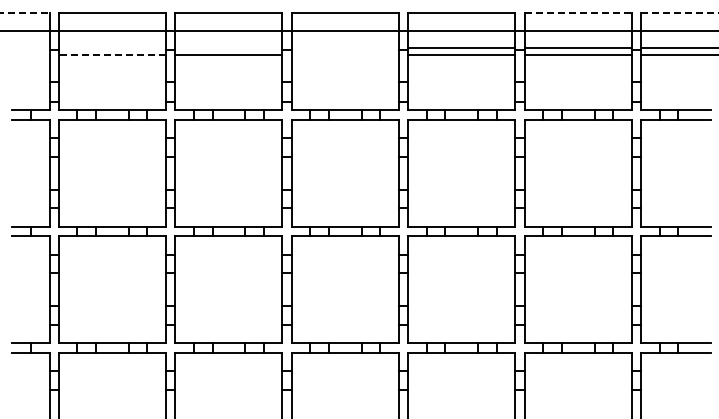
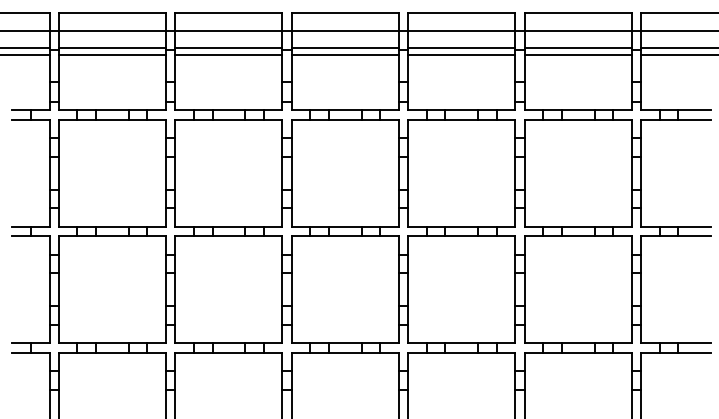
line: dashed -> solid (25, 12)
line: dashed -> solid (578, 12)
line: dashed -> solid (679, 12)
line: none -> present (25, 47)
line: none -> present (111, 47)
line: none -> present (228, 47)
line: none -> present (344, 47)
line: none -> present (25, 54)
line: dashed -> solid (112, 54)
line: none -> present (344, 54)
